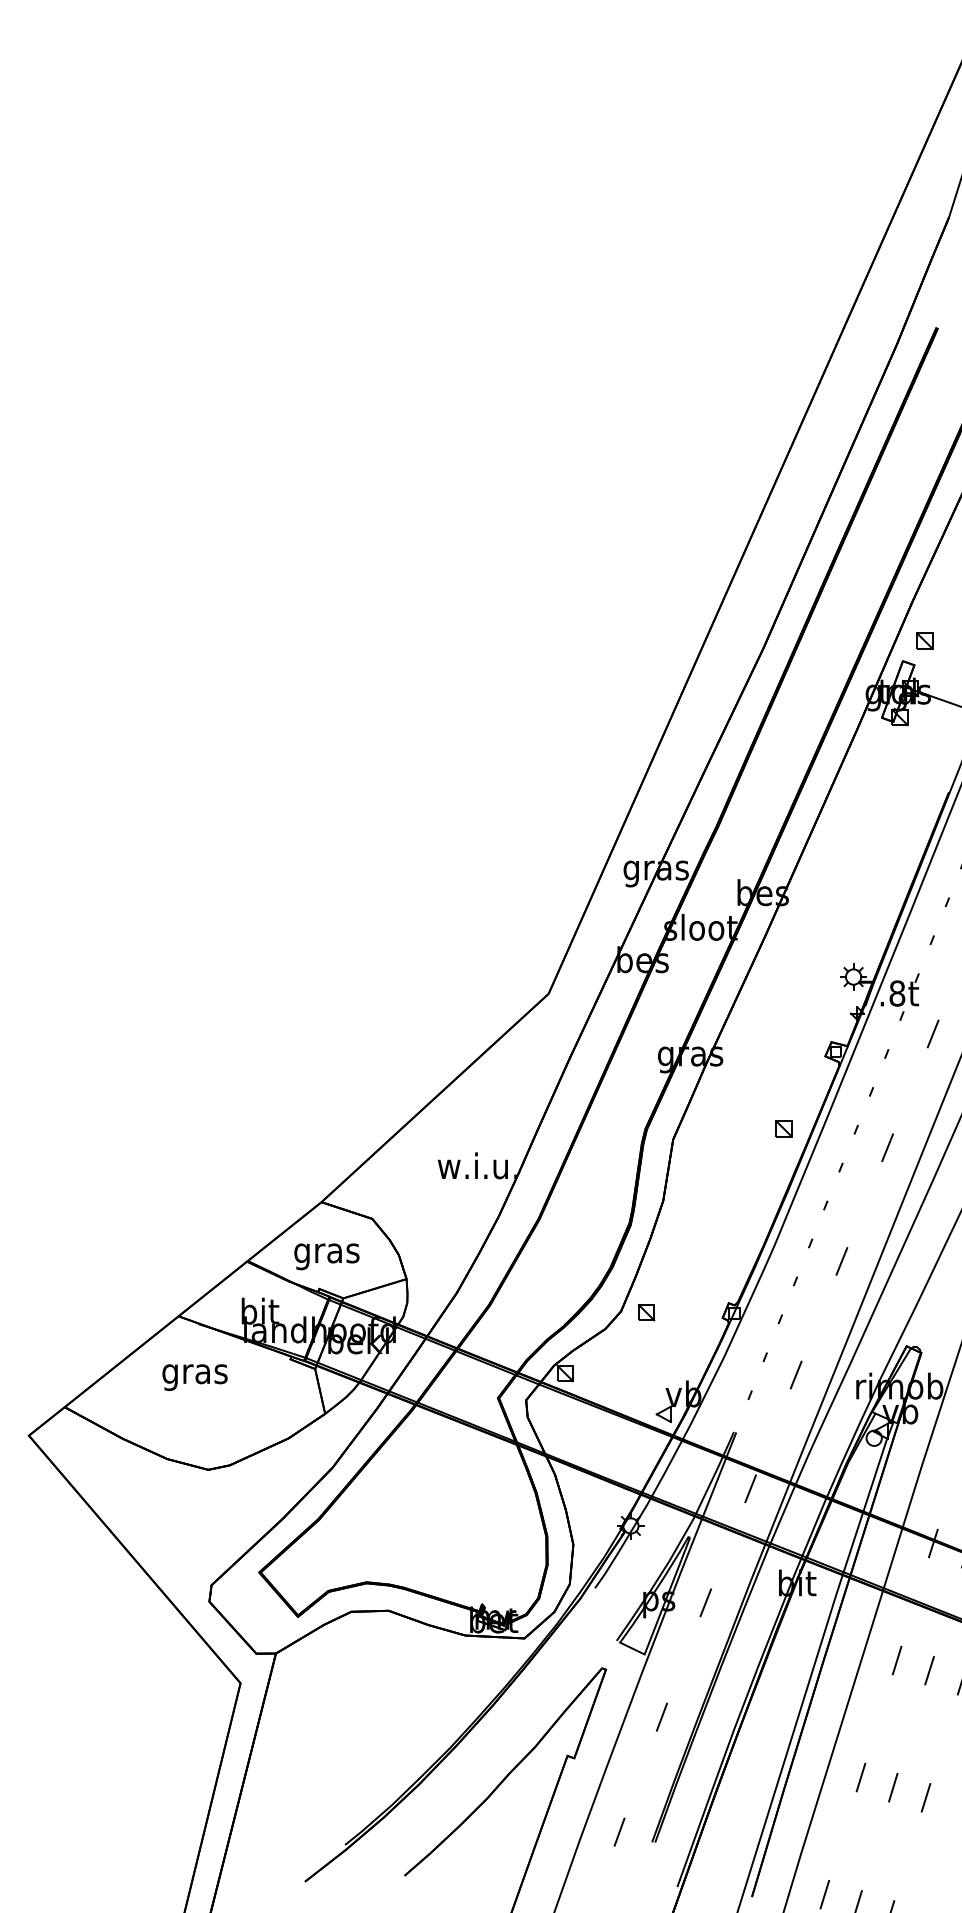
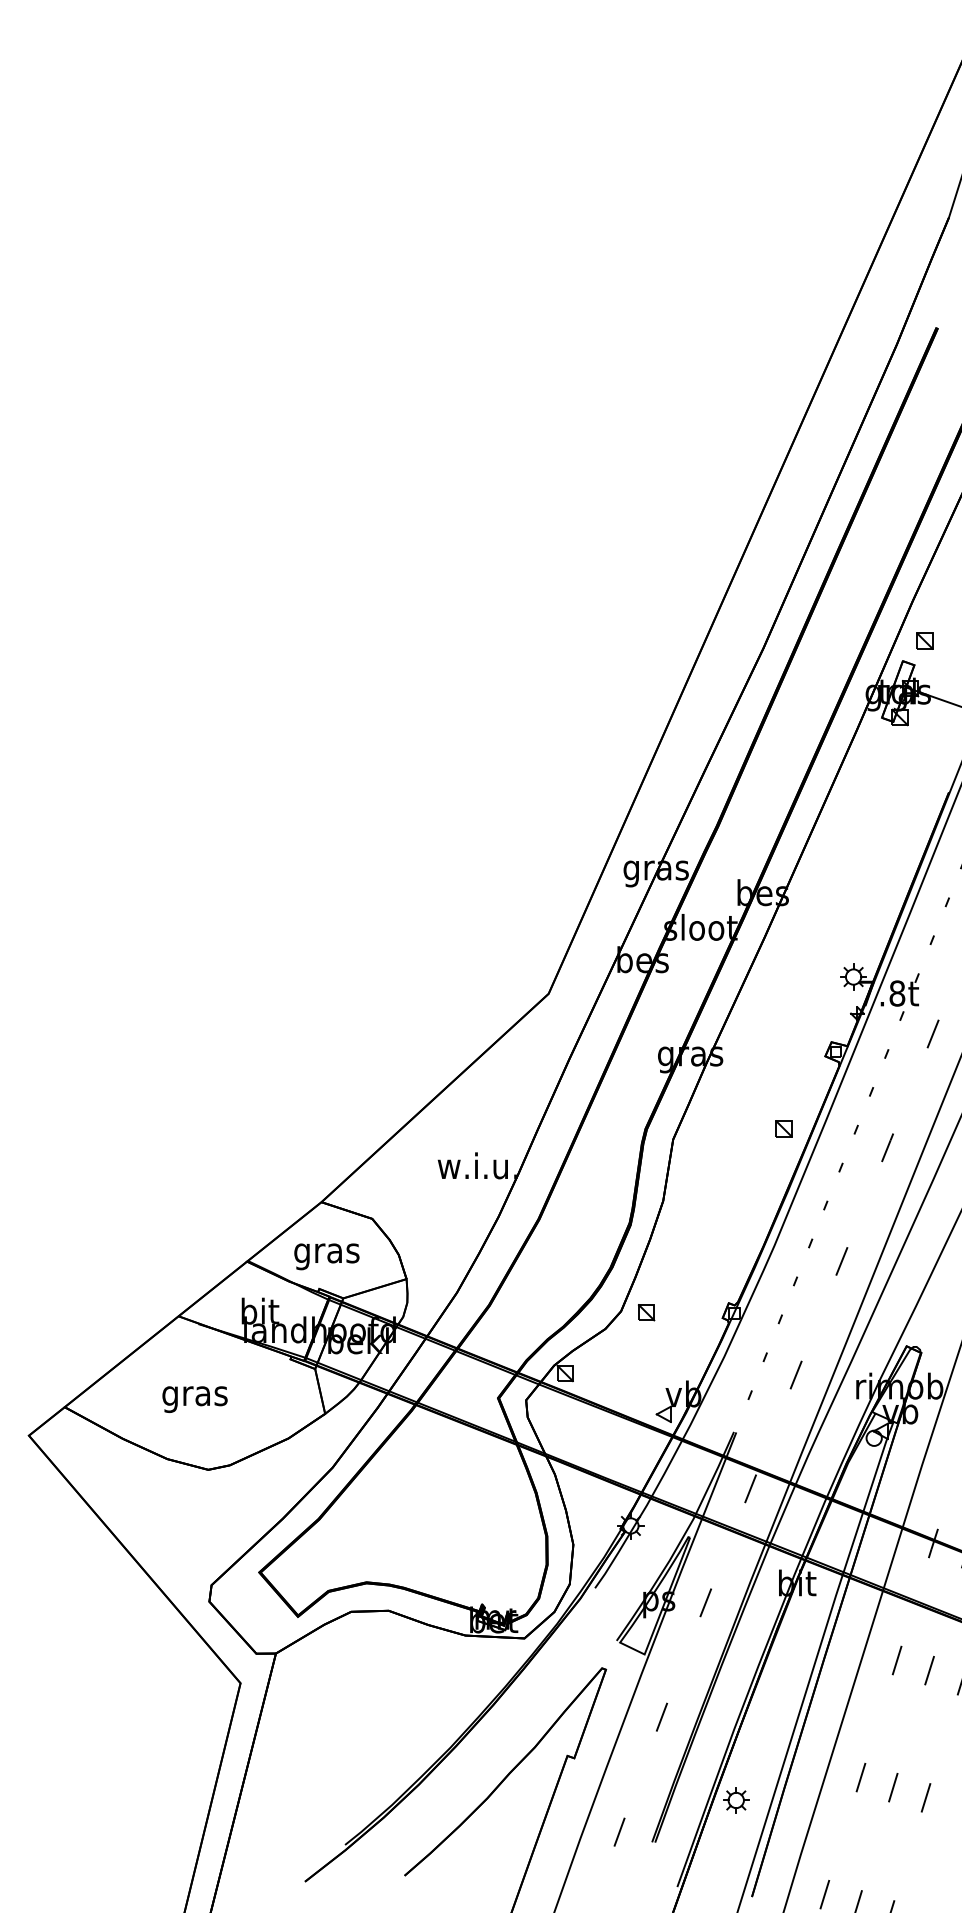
text position: (194, 1377) -> (194, 1399) (194, 1399)
part: none -> present (736, 1800)
